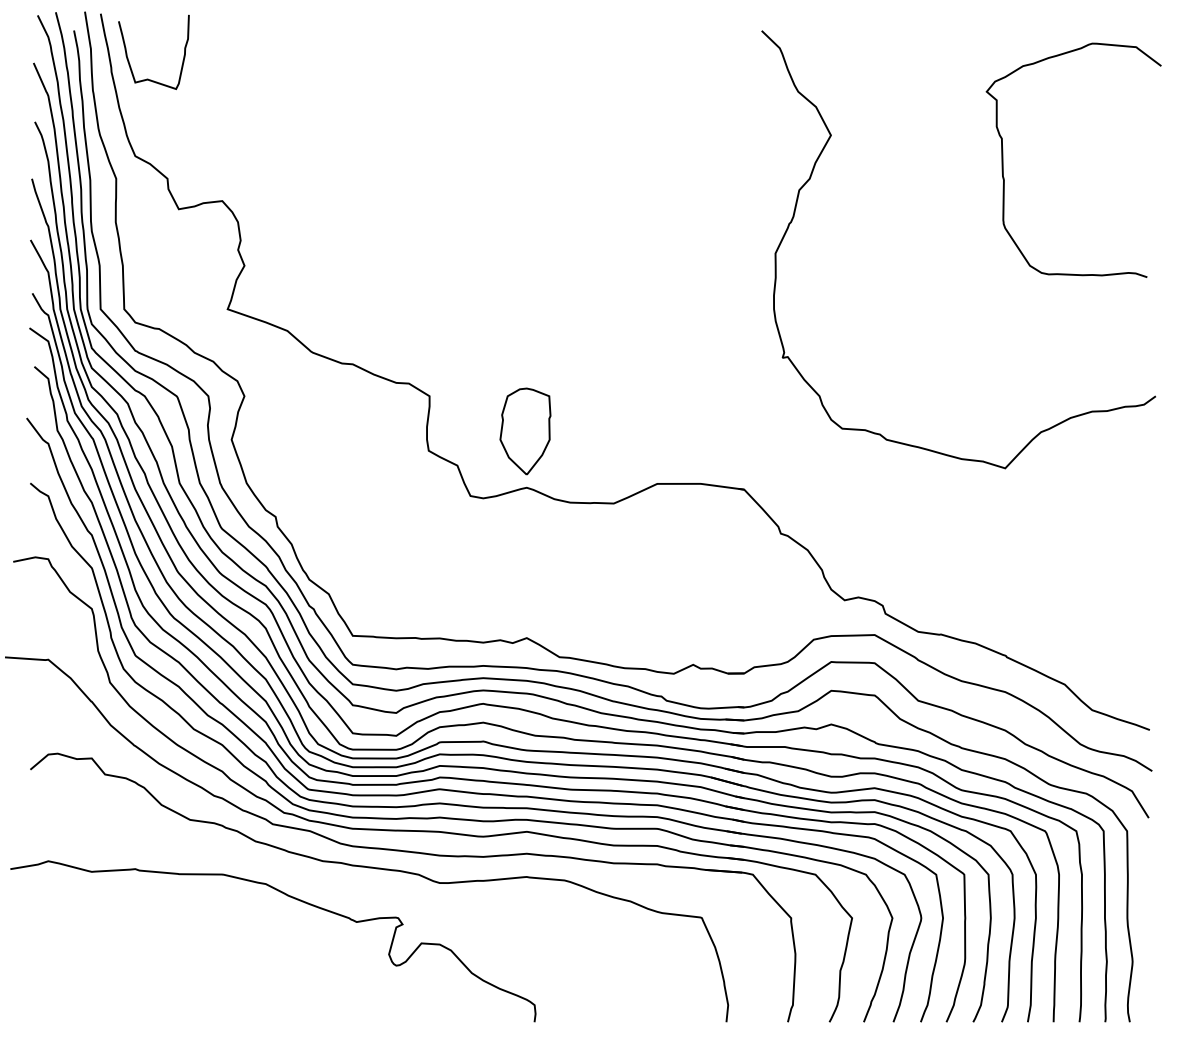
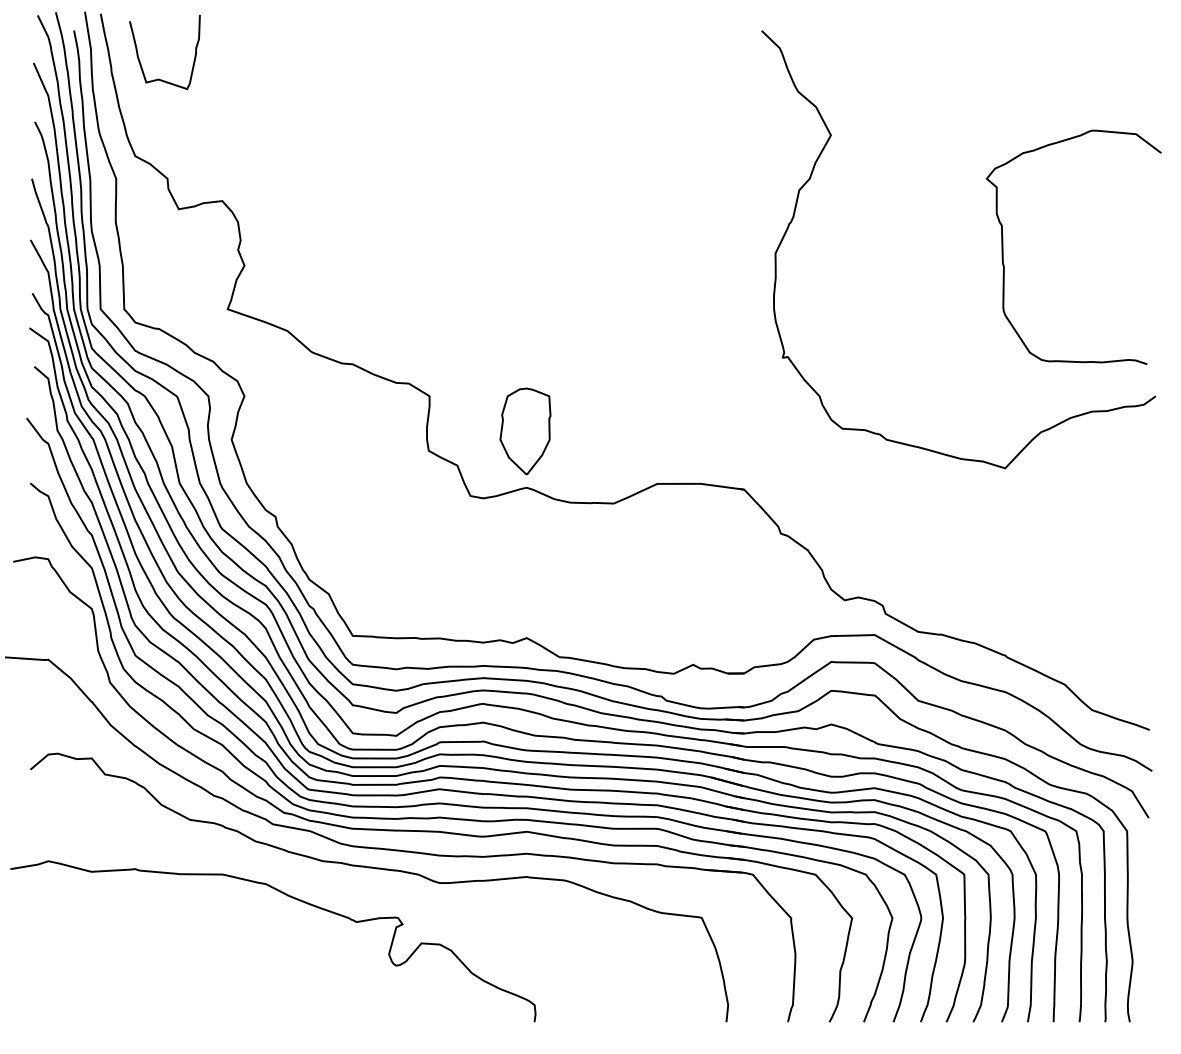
curve position: (128, 57) -> (139, 57) (139, 57)
curve position: (1003, 159) -> (1003, 246) (1003, 246)
